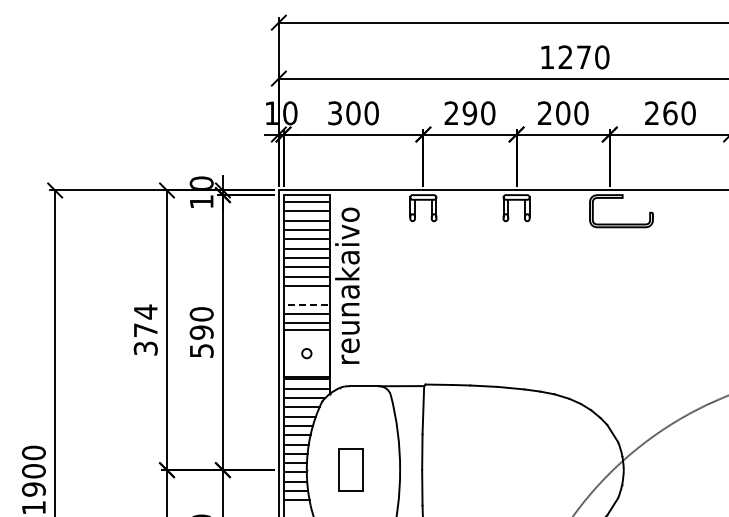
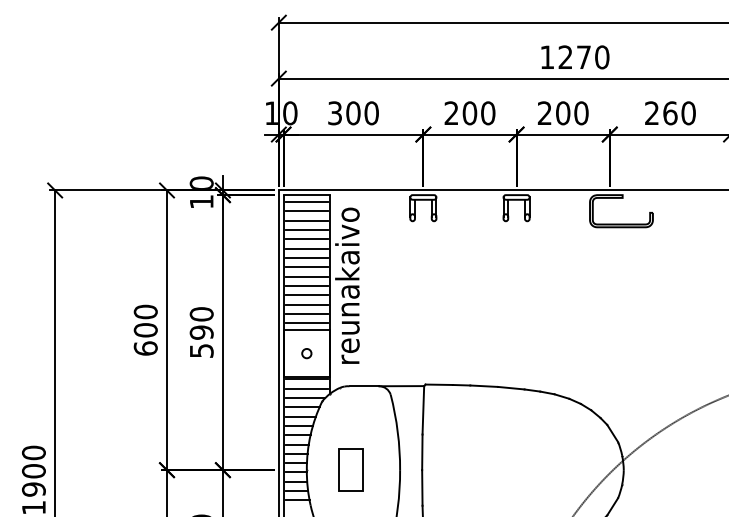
text: 290 -> 200 (469, 113)
line: none -> present (306, 295)
line: dashed -> solid (306, 304)
text: 374 -> 600 (145, 329)
